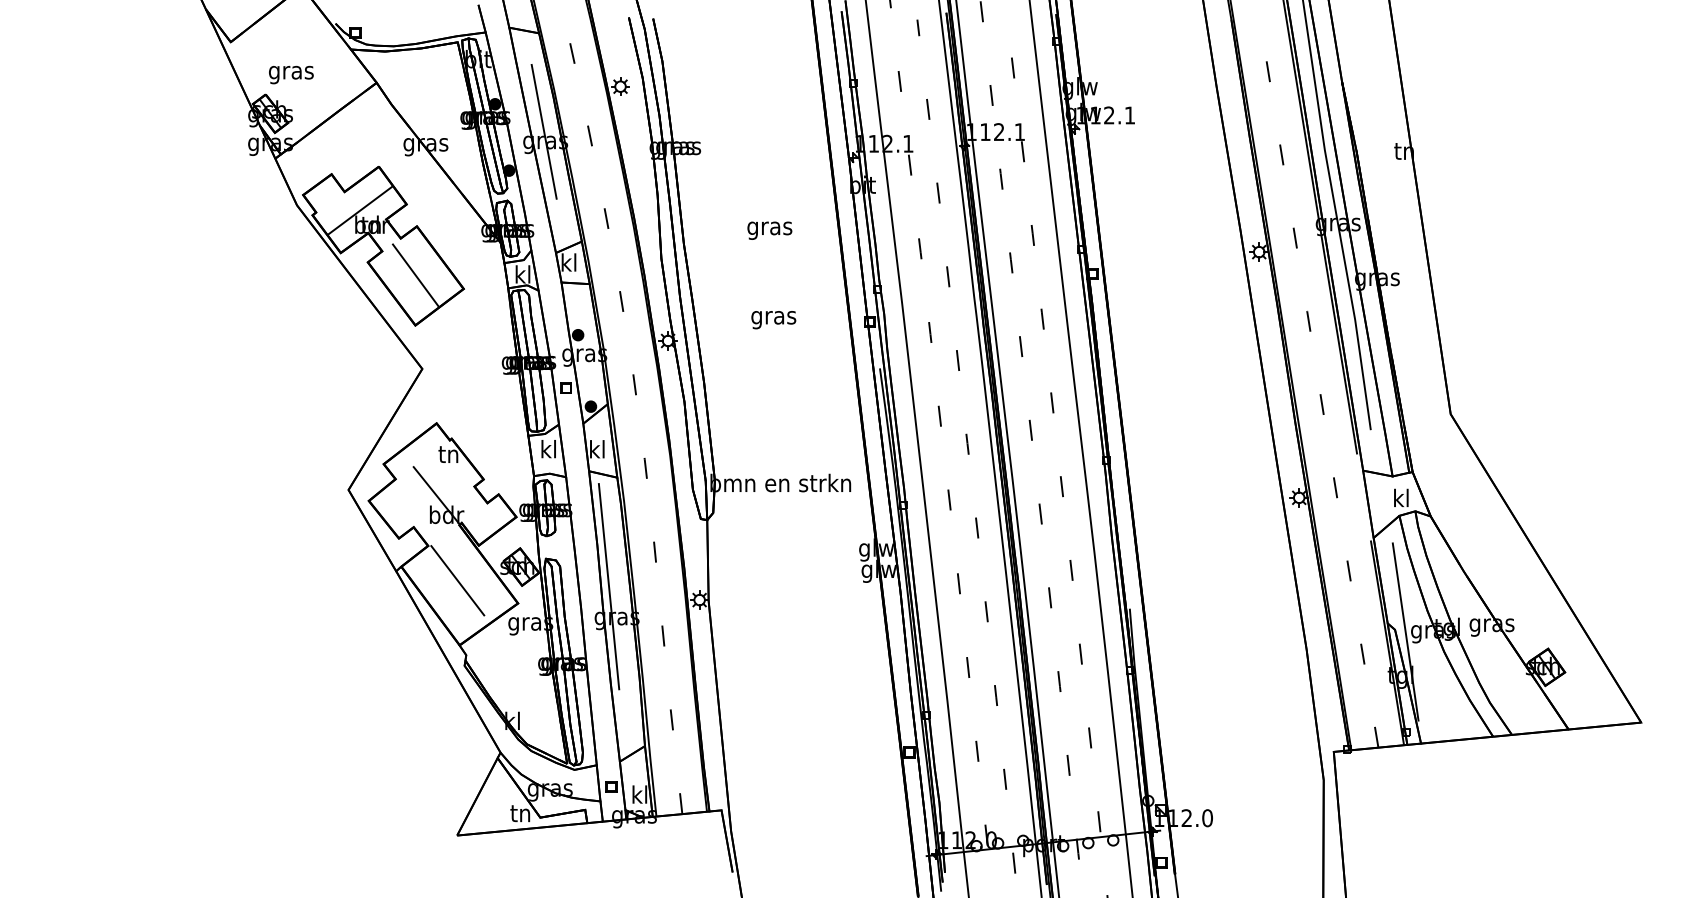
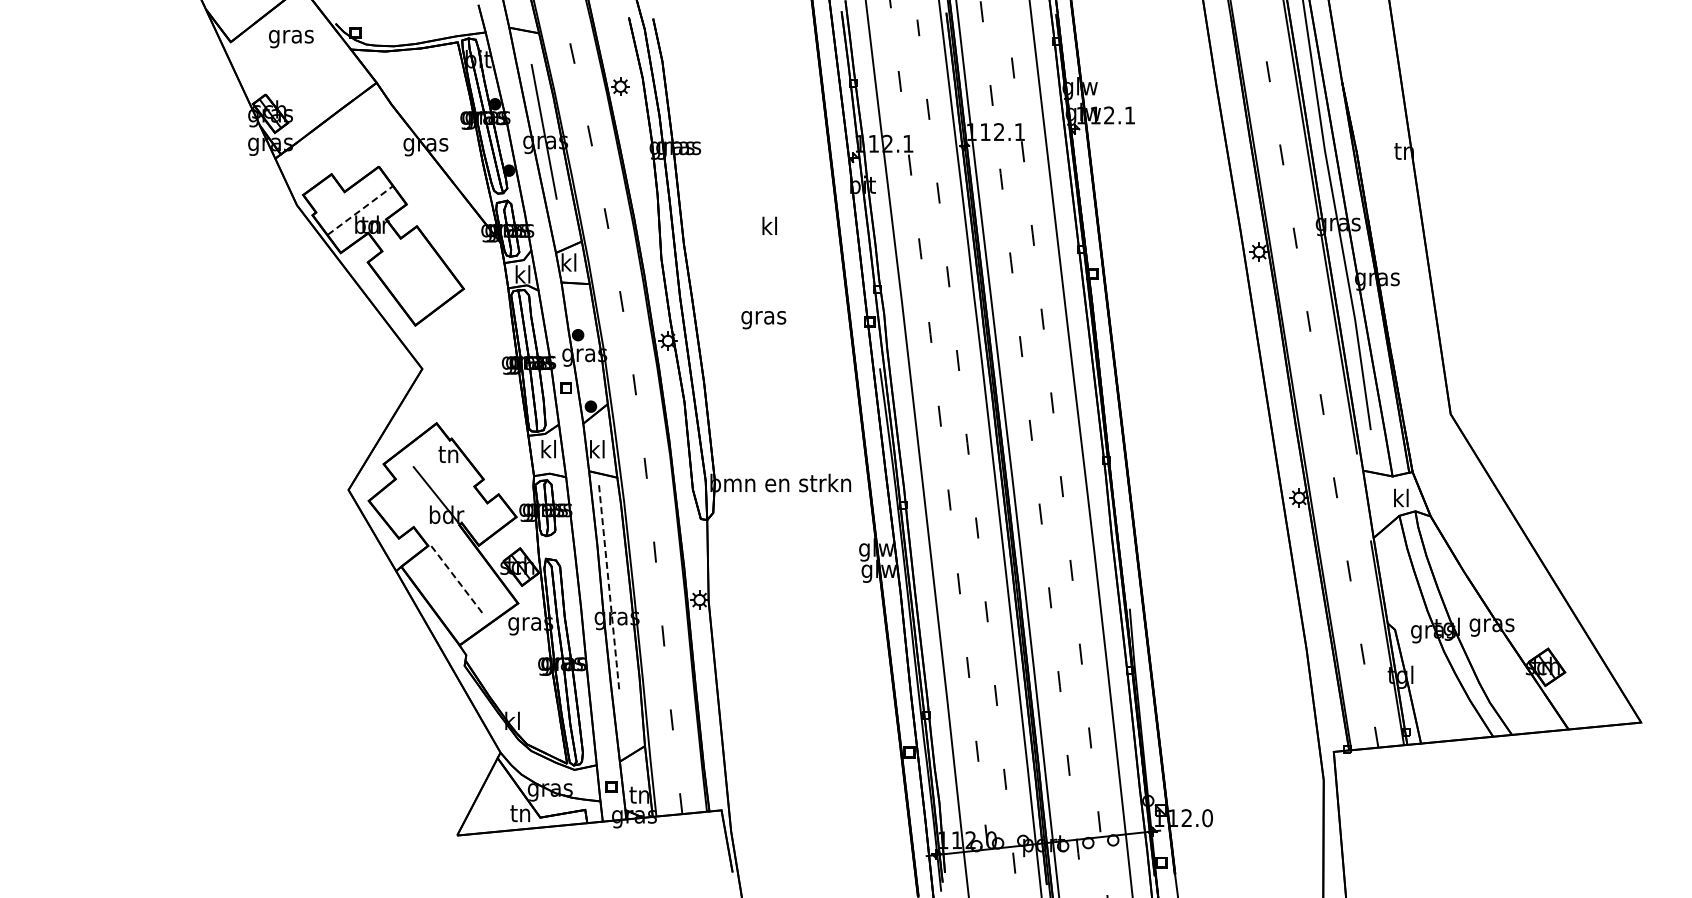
text position: (291, 74) -> (291, 38) (291, 38)
line: solid -> dashed (360, 210)
text: gras -> kl (769, 227)
line: present -> none (415, 275)
text position: (773, 320) -> (763, 320) (763, 320)
line: solid -> dashed (457, 580)
line: solid -> dashed (609, 586)
line: present -> none (1405, 631)
text: kl -> tn (639, 794)
